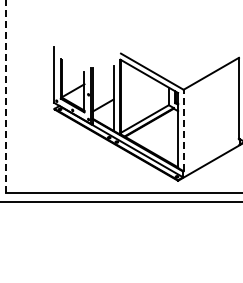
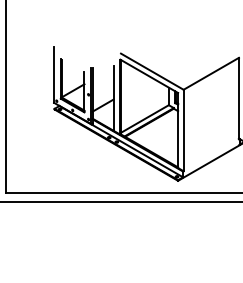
line: dashed -> solid (6, 96)
line: dashed -> solid (183, 130)
